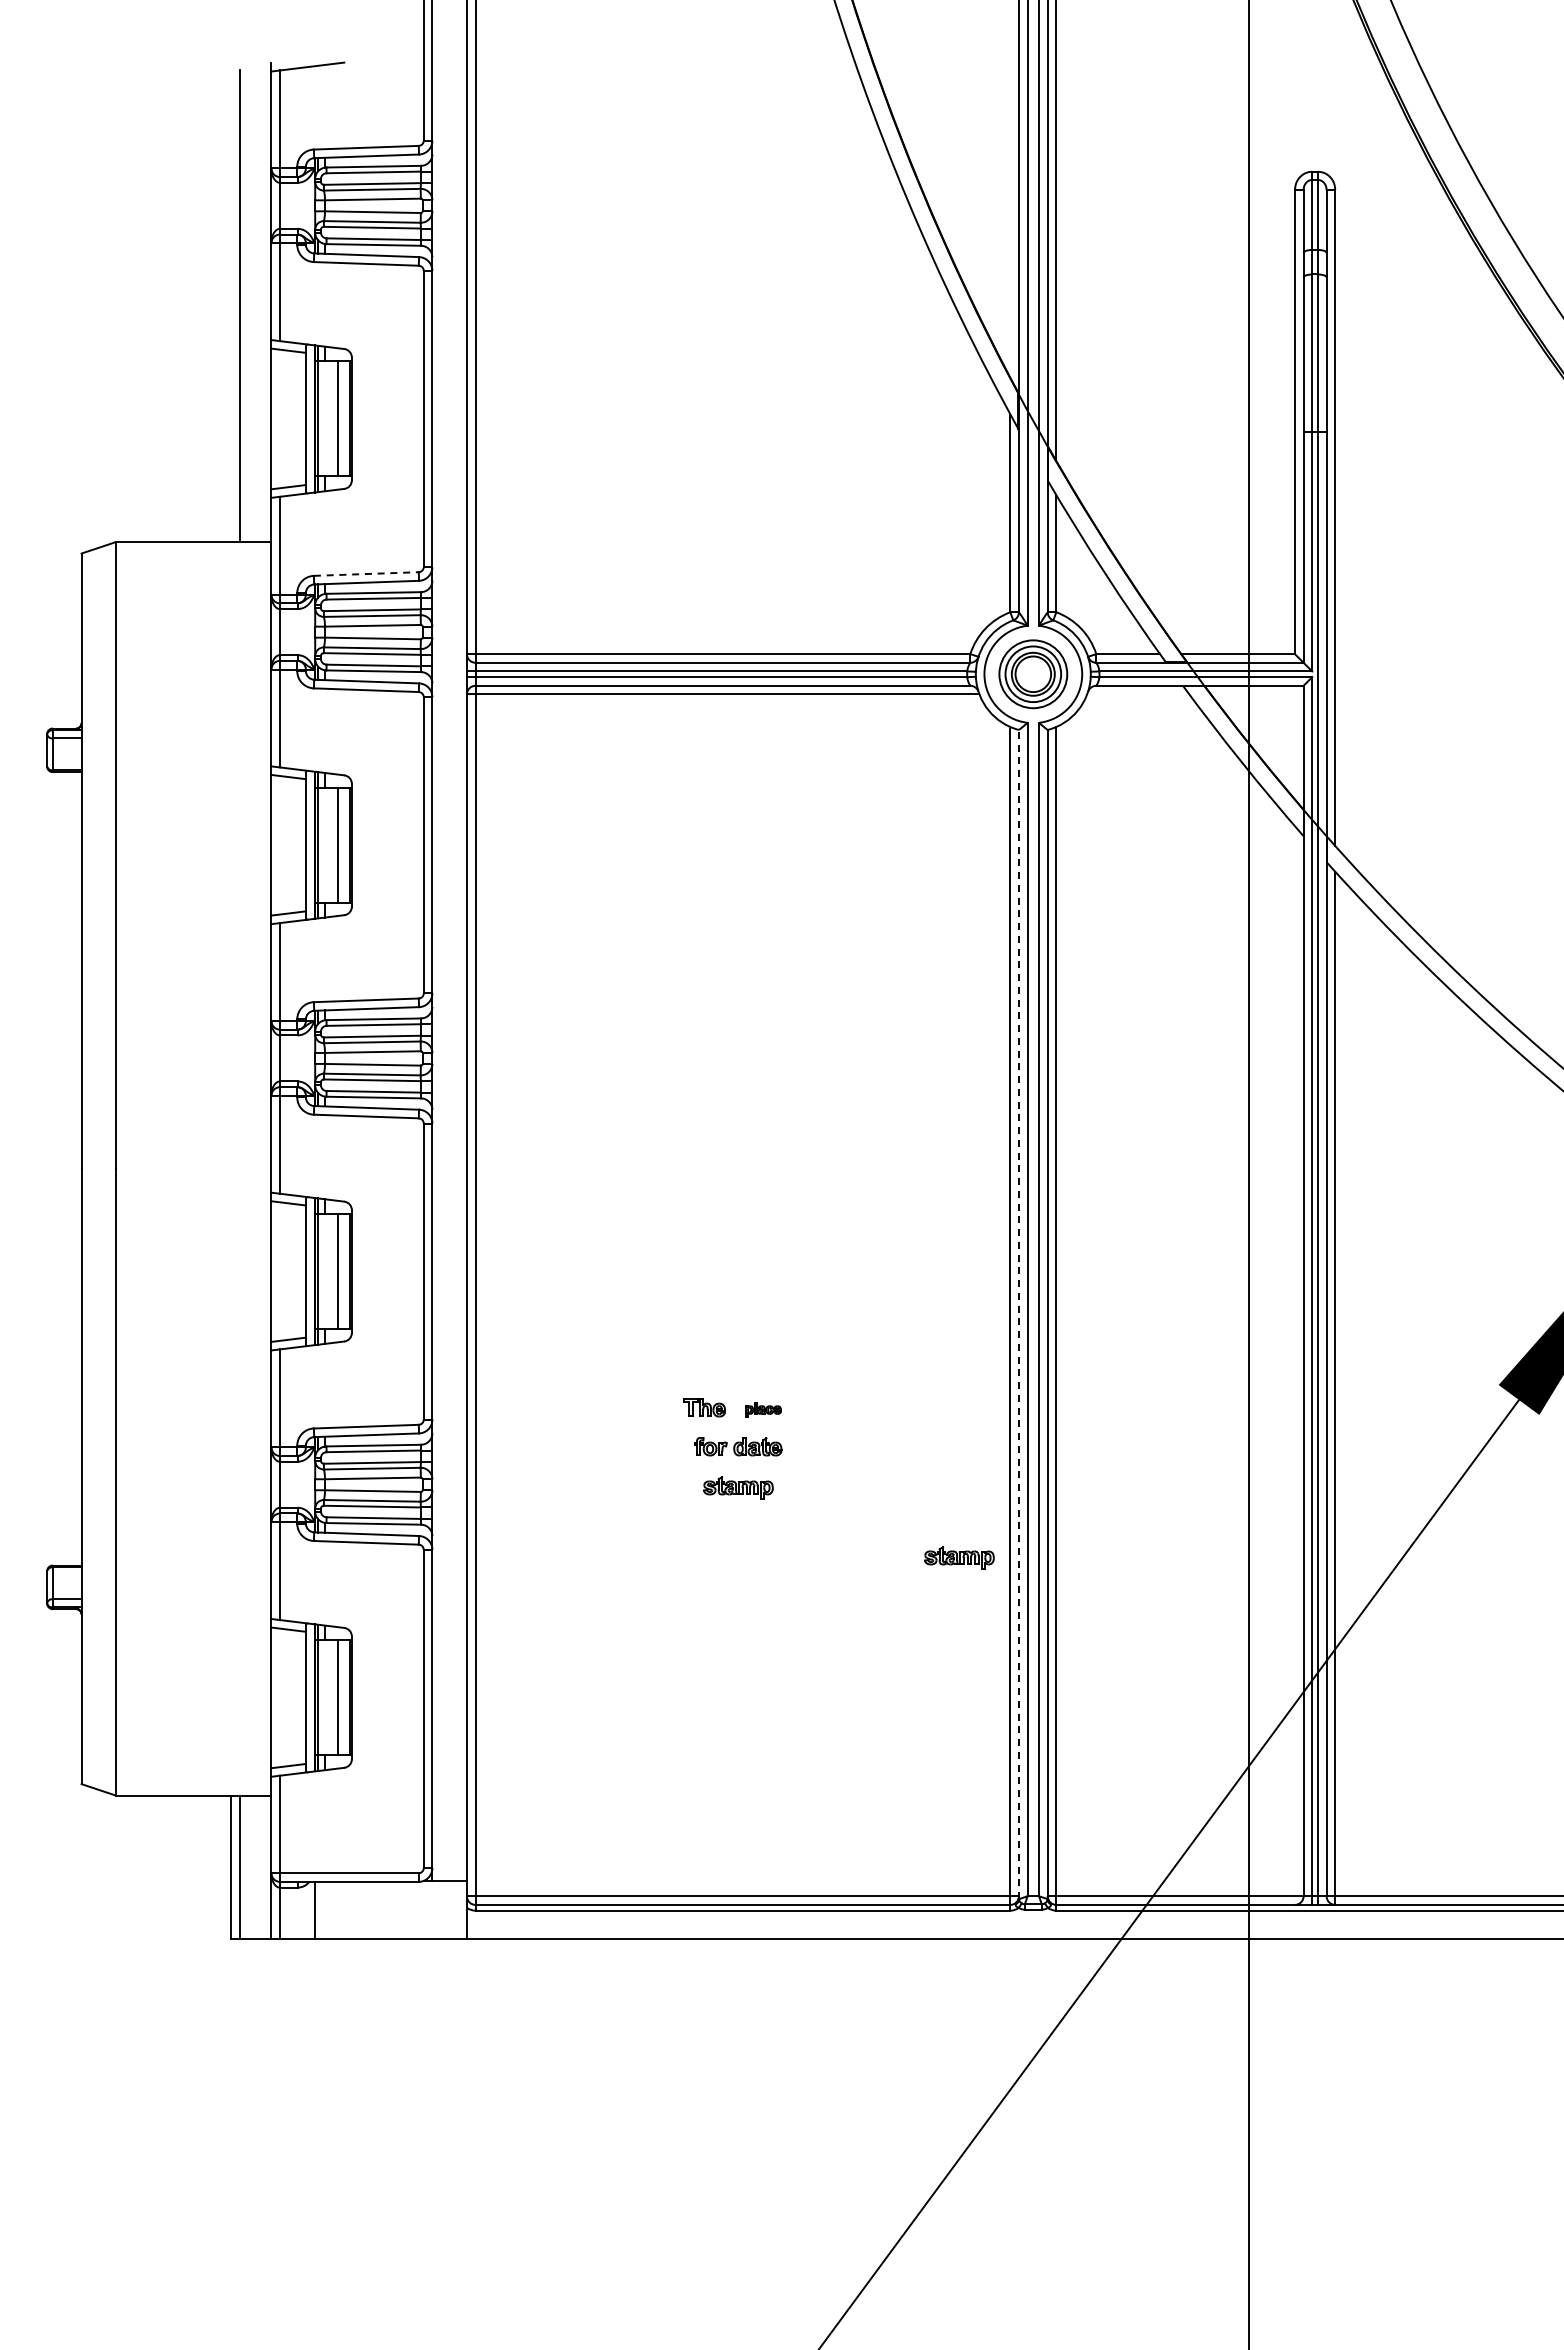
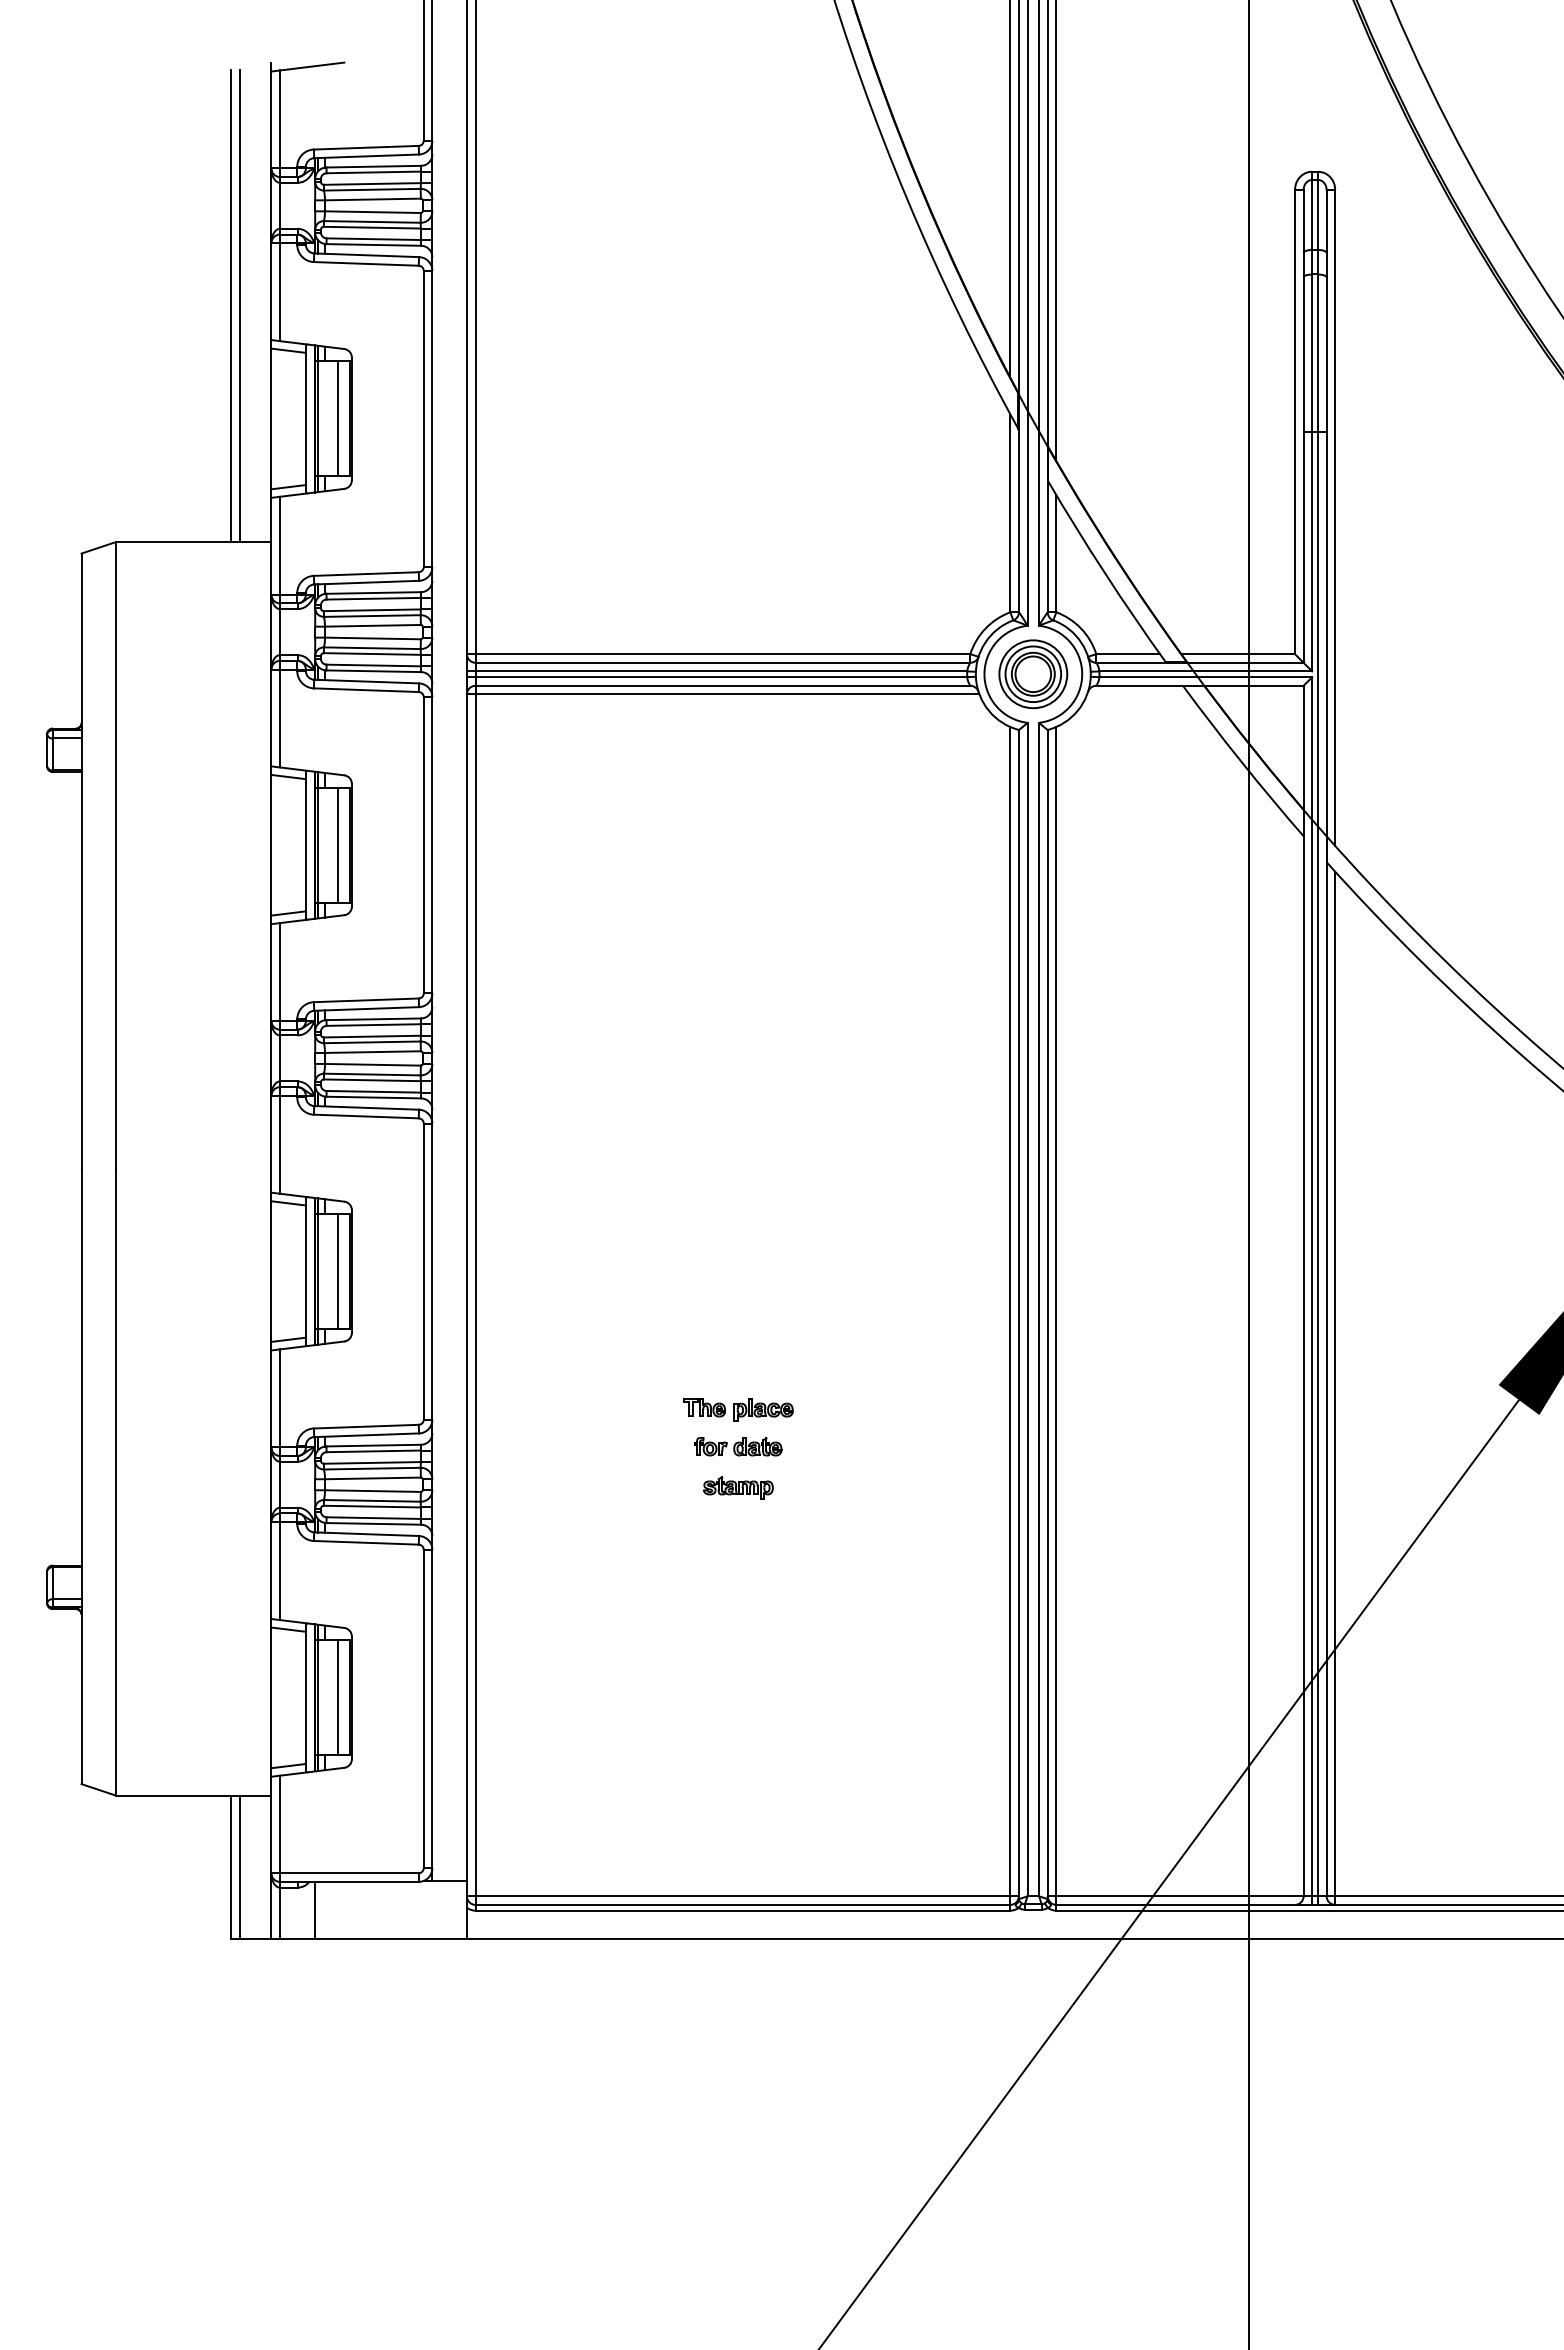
line: none -> present (1010, 189)
line: none -> present (231, 306)
line: dashed -> solid (366, 574)
line: dashed -> solid (1018, 1314)
part size: 37x16 px -> 61x24 px (763, 1409)
part: present -> none (959, 1557)
